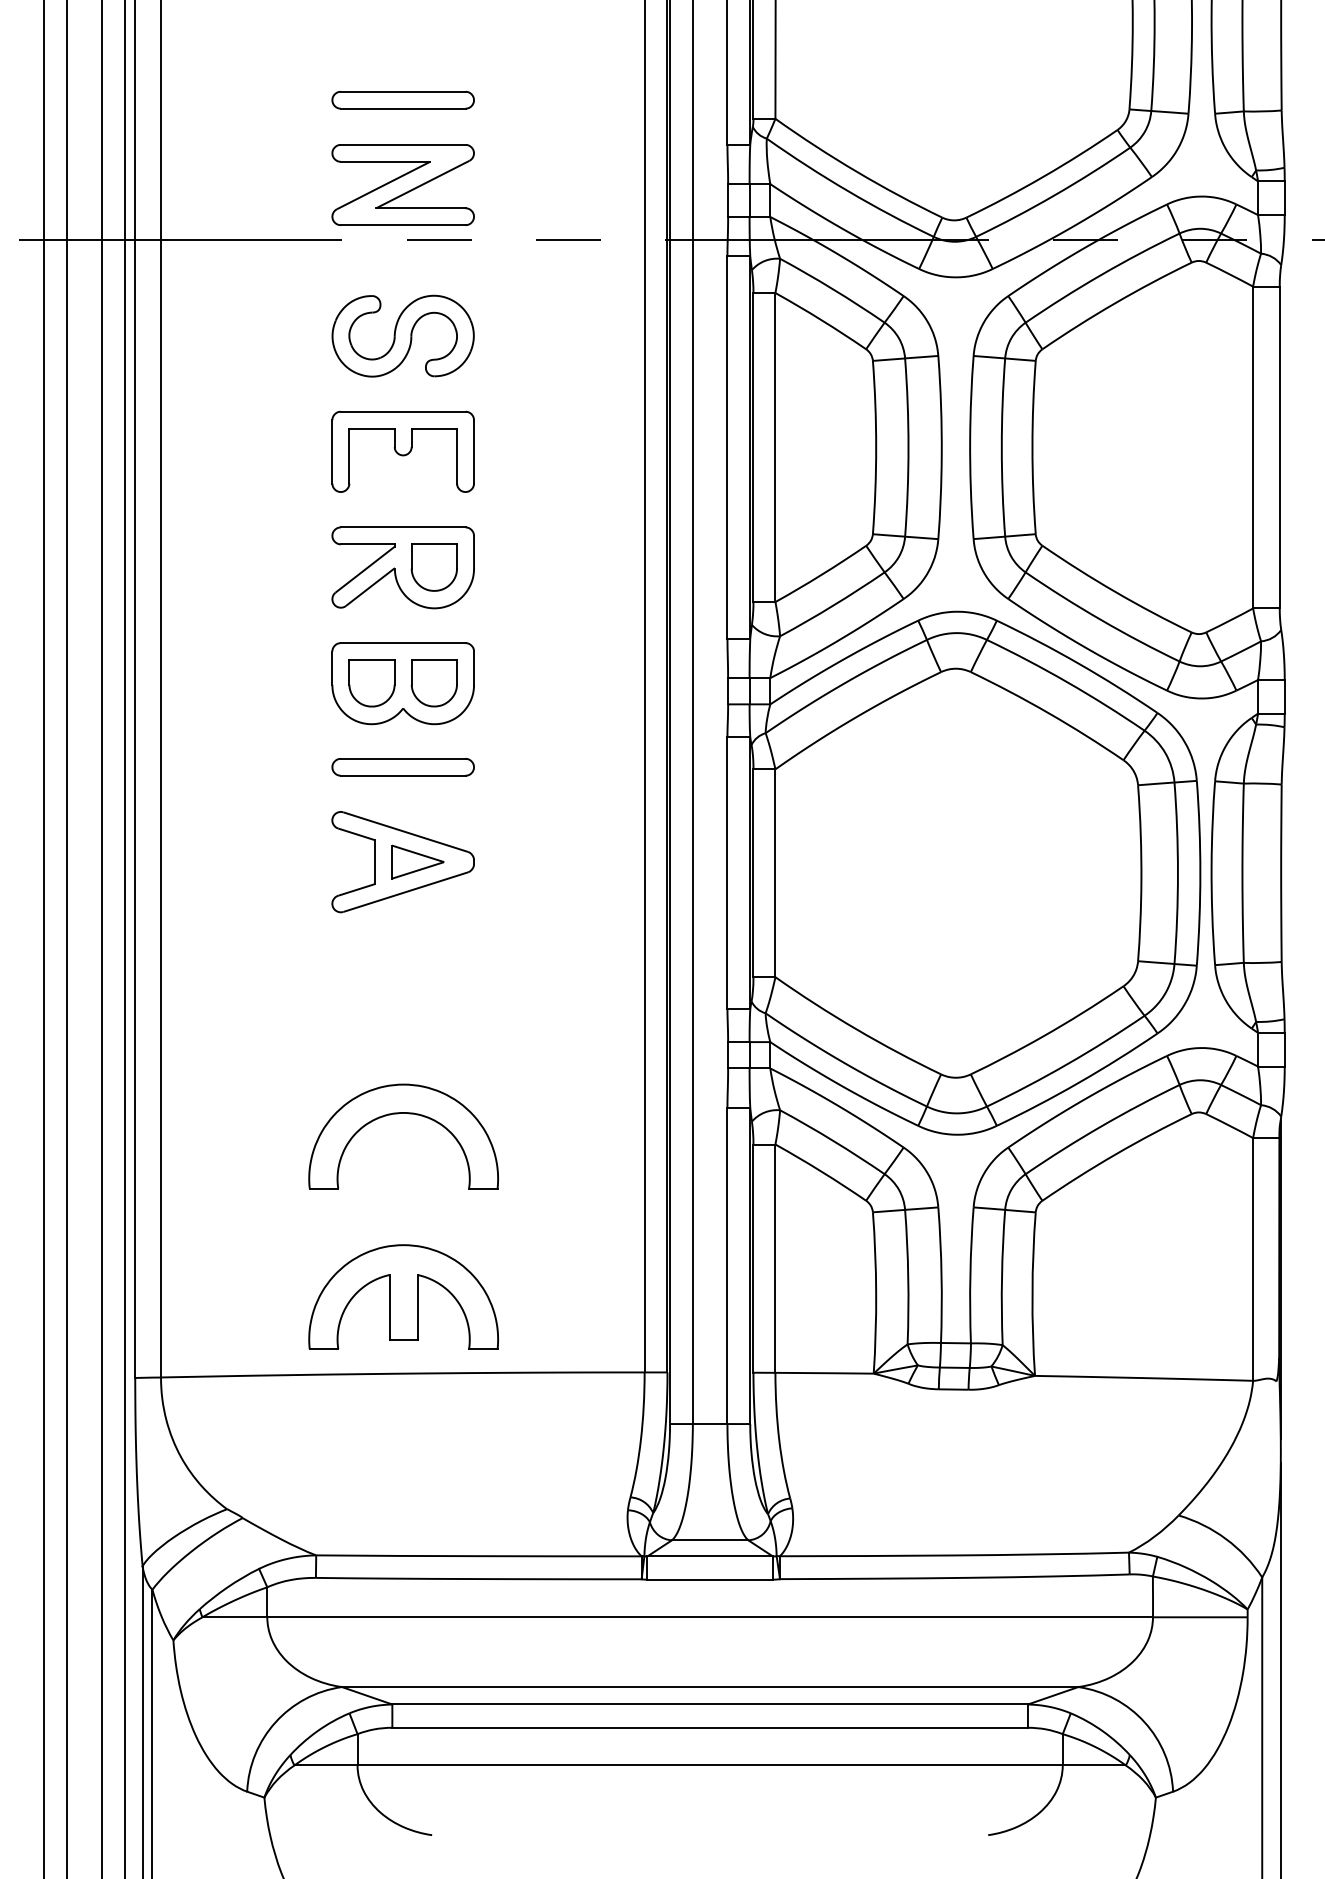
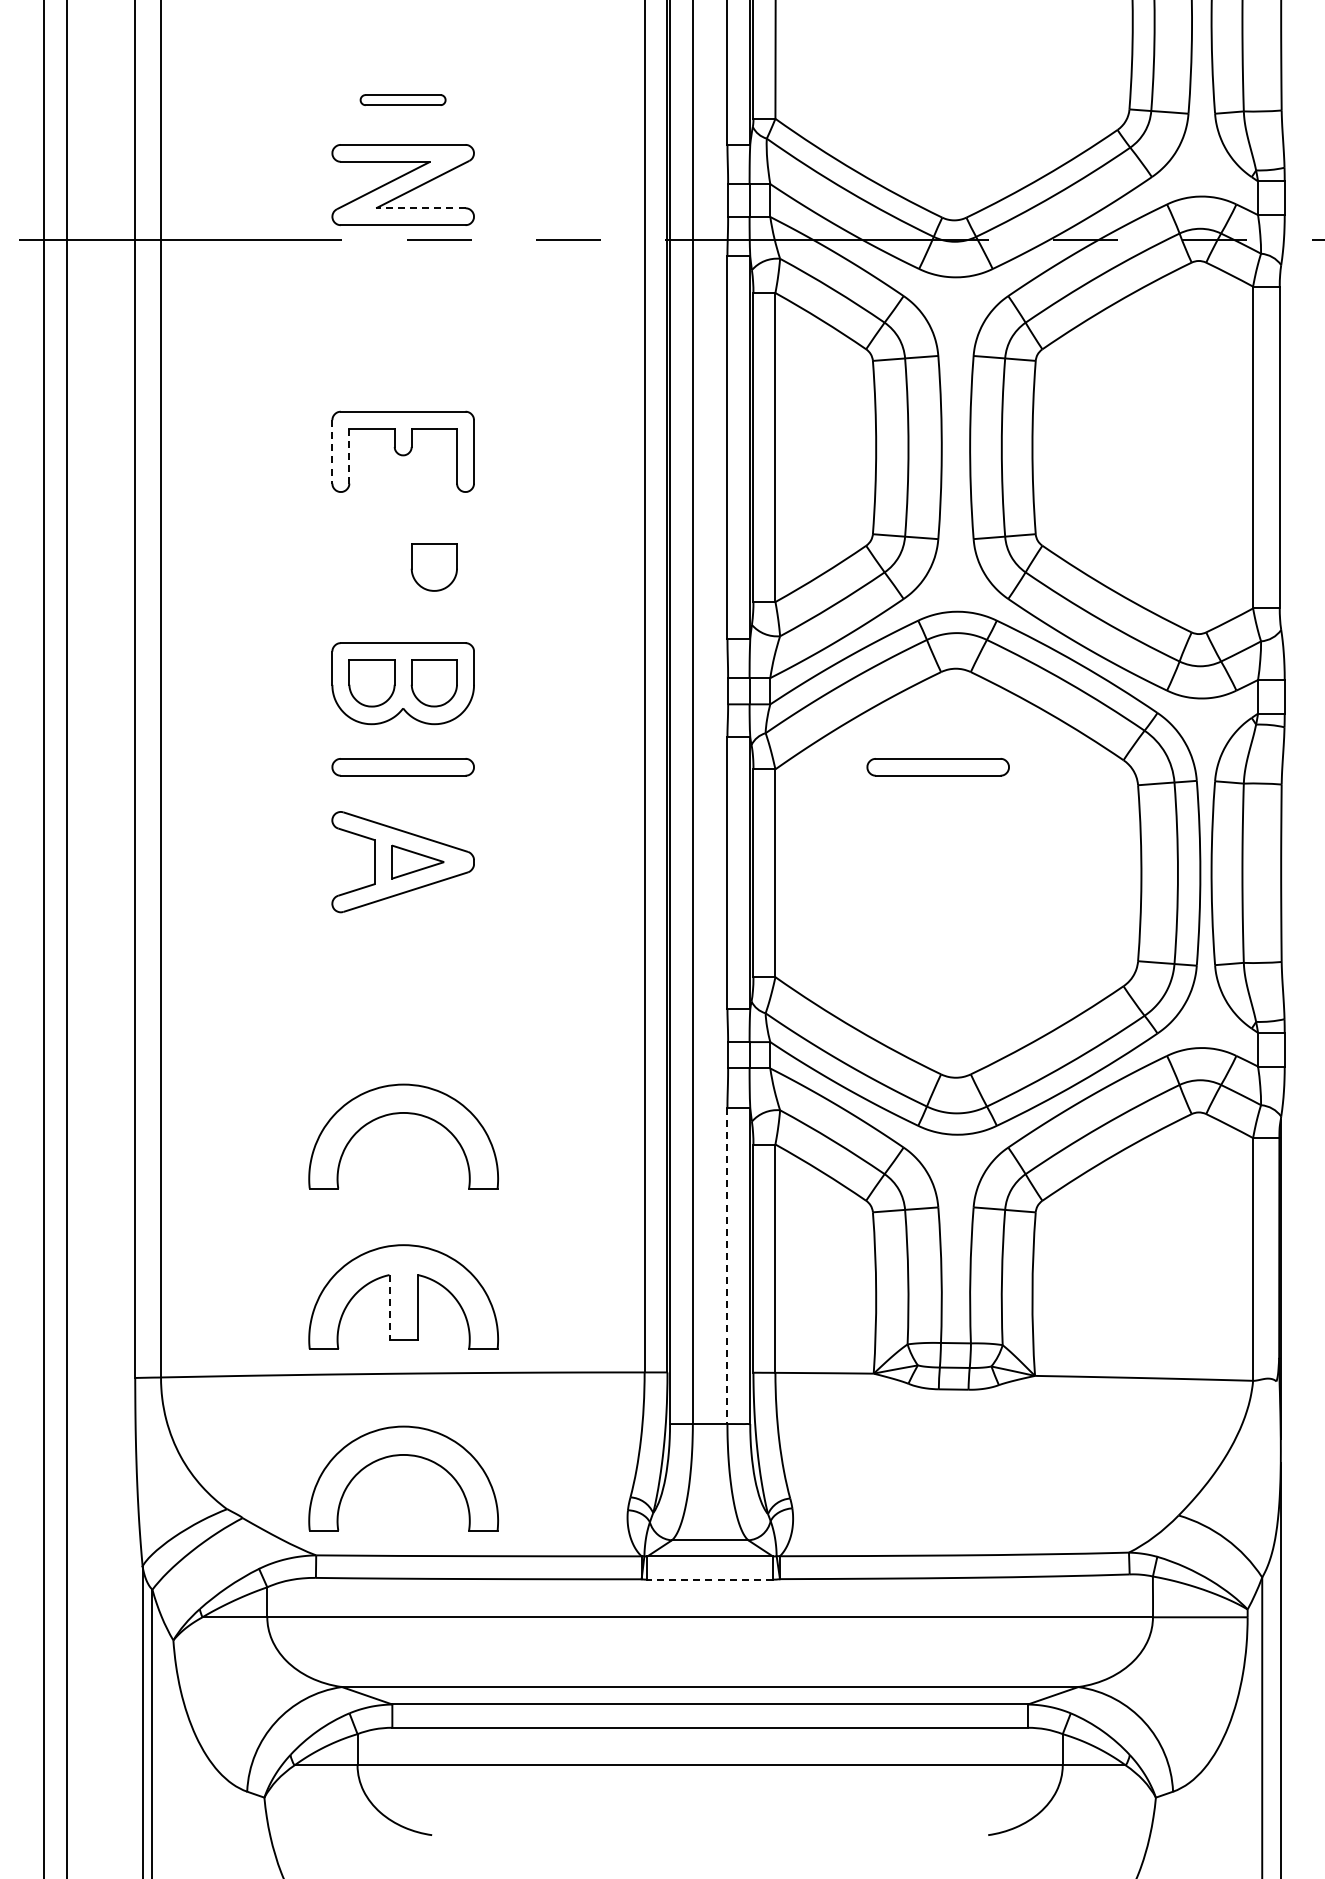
part size: 144x20 px -> 88x12 px (402, 99)
line: solid -> dashed (420, 208)
part: present -> none (402, 335)
line: solid -> dashed (332, 451)
line: solid -> dashed (349, 456)
part: present -> none (402, 567)
part: none -> present (937, 767)
line: present -> none (101, 938)
line: present -> none (124, 938)
line: solid -> dashed (727, 1266)
line: solid -> dashed (389, 1307)
part: none -> present (398, 1456)
line: solid -> dashed (710, 1579)
